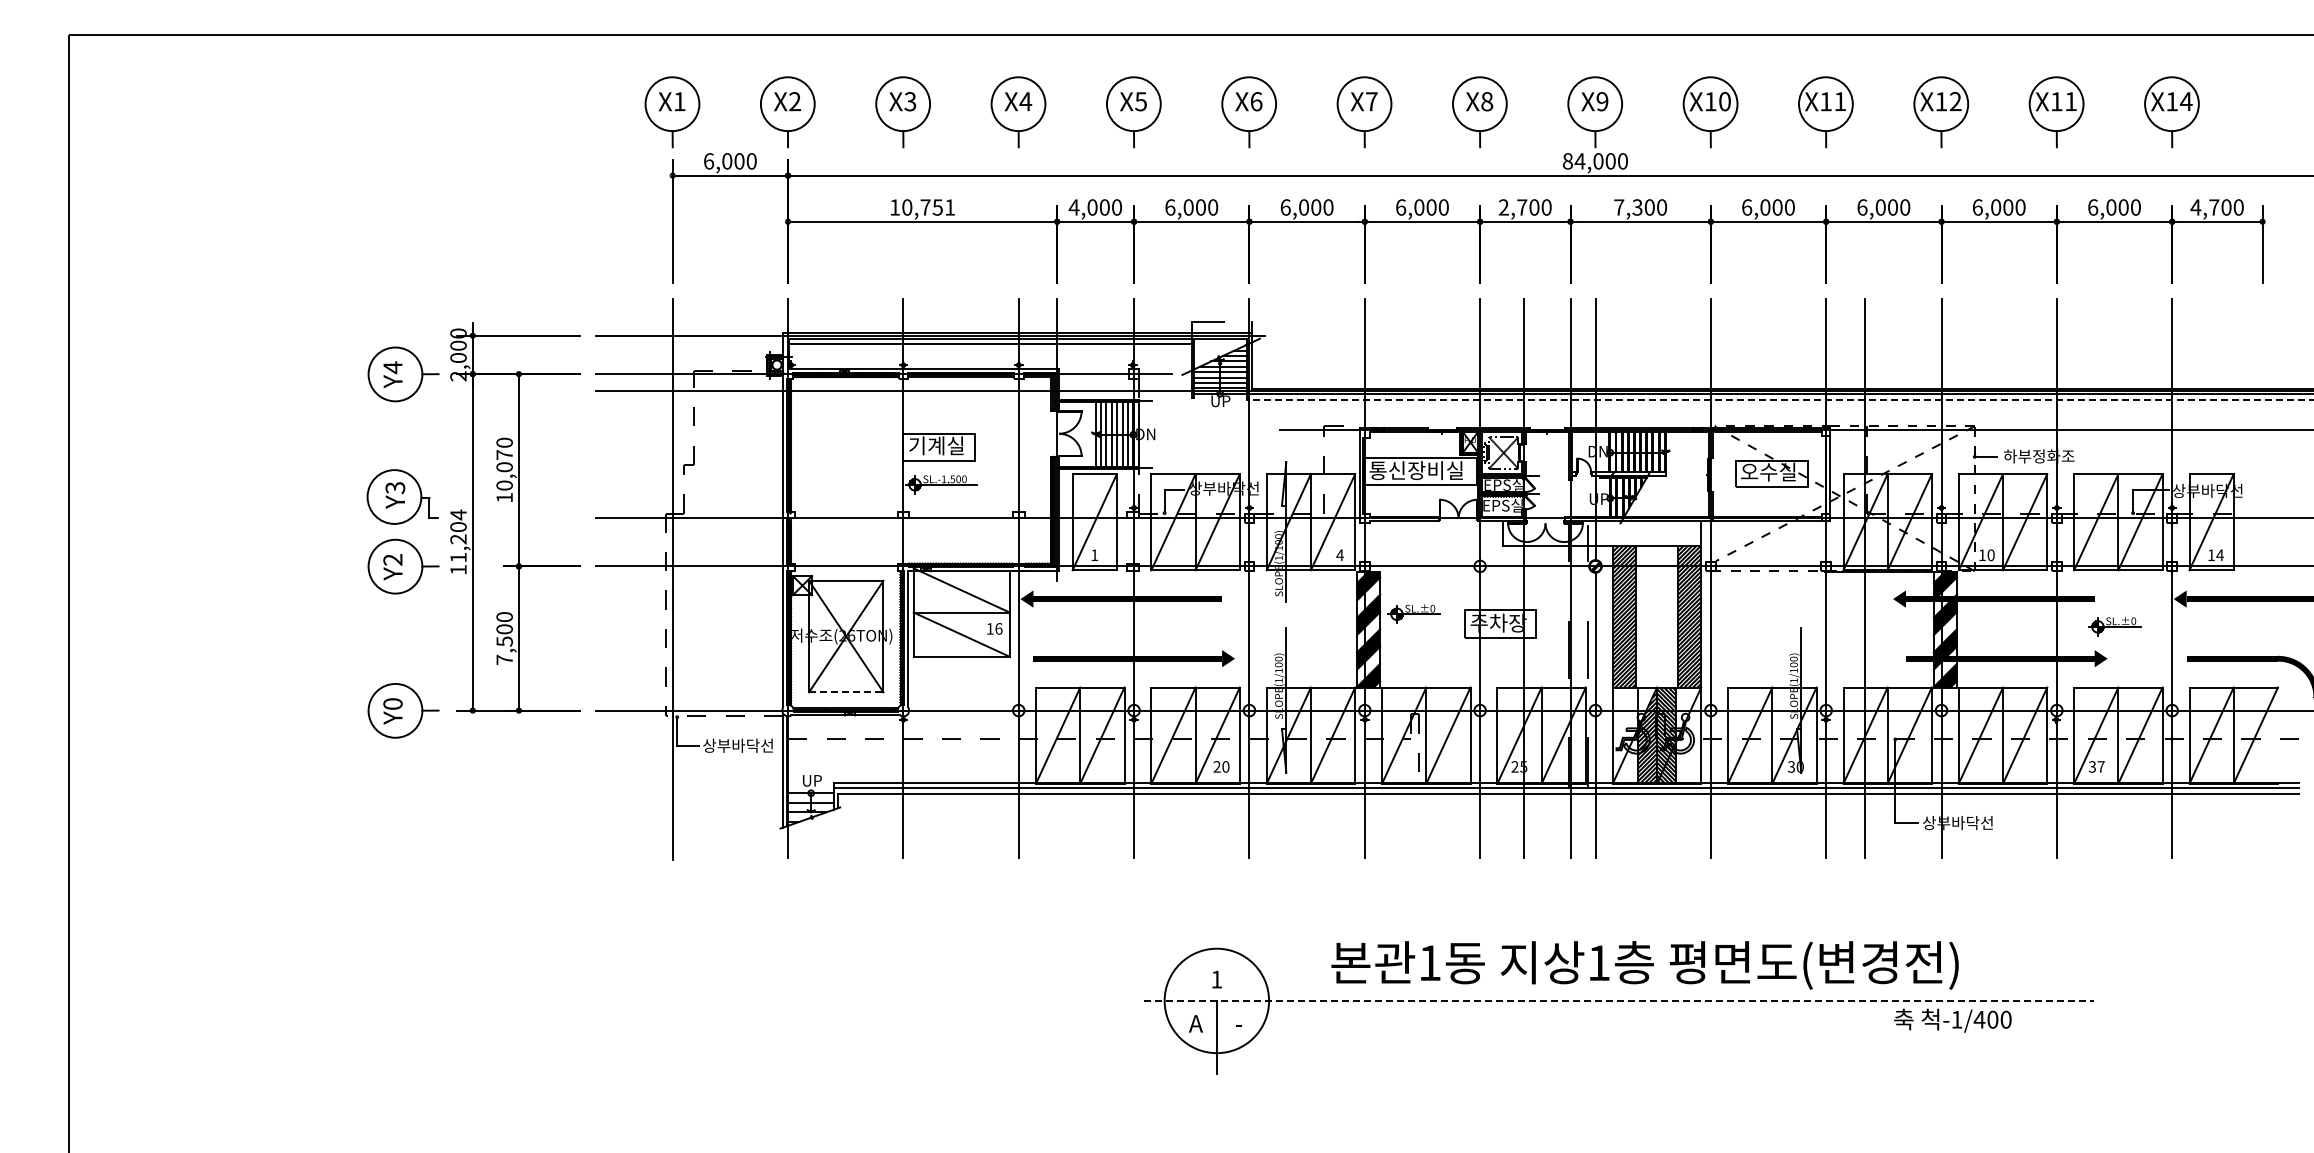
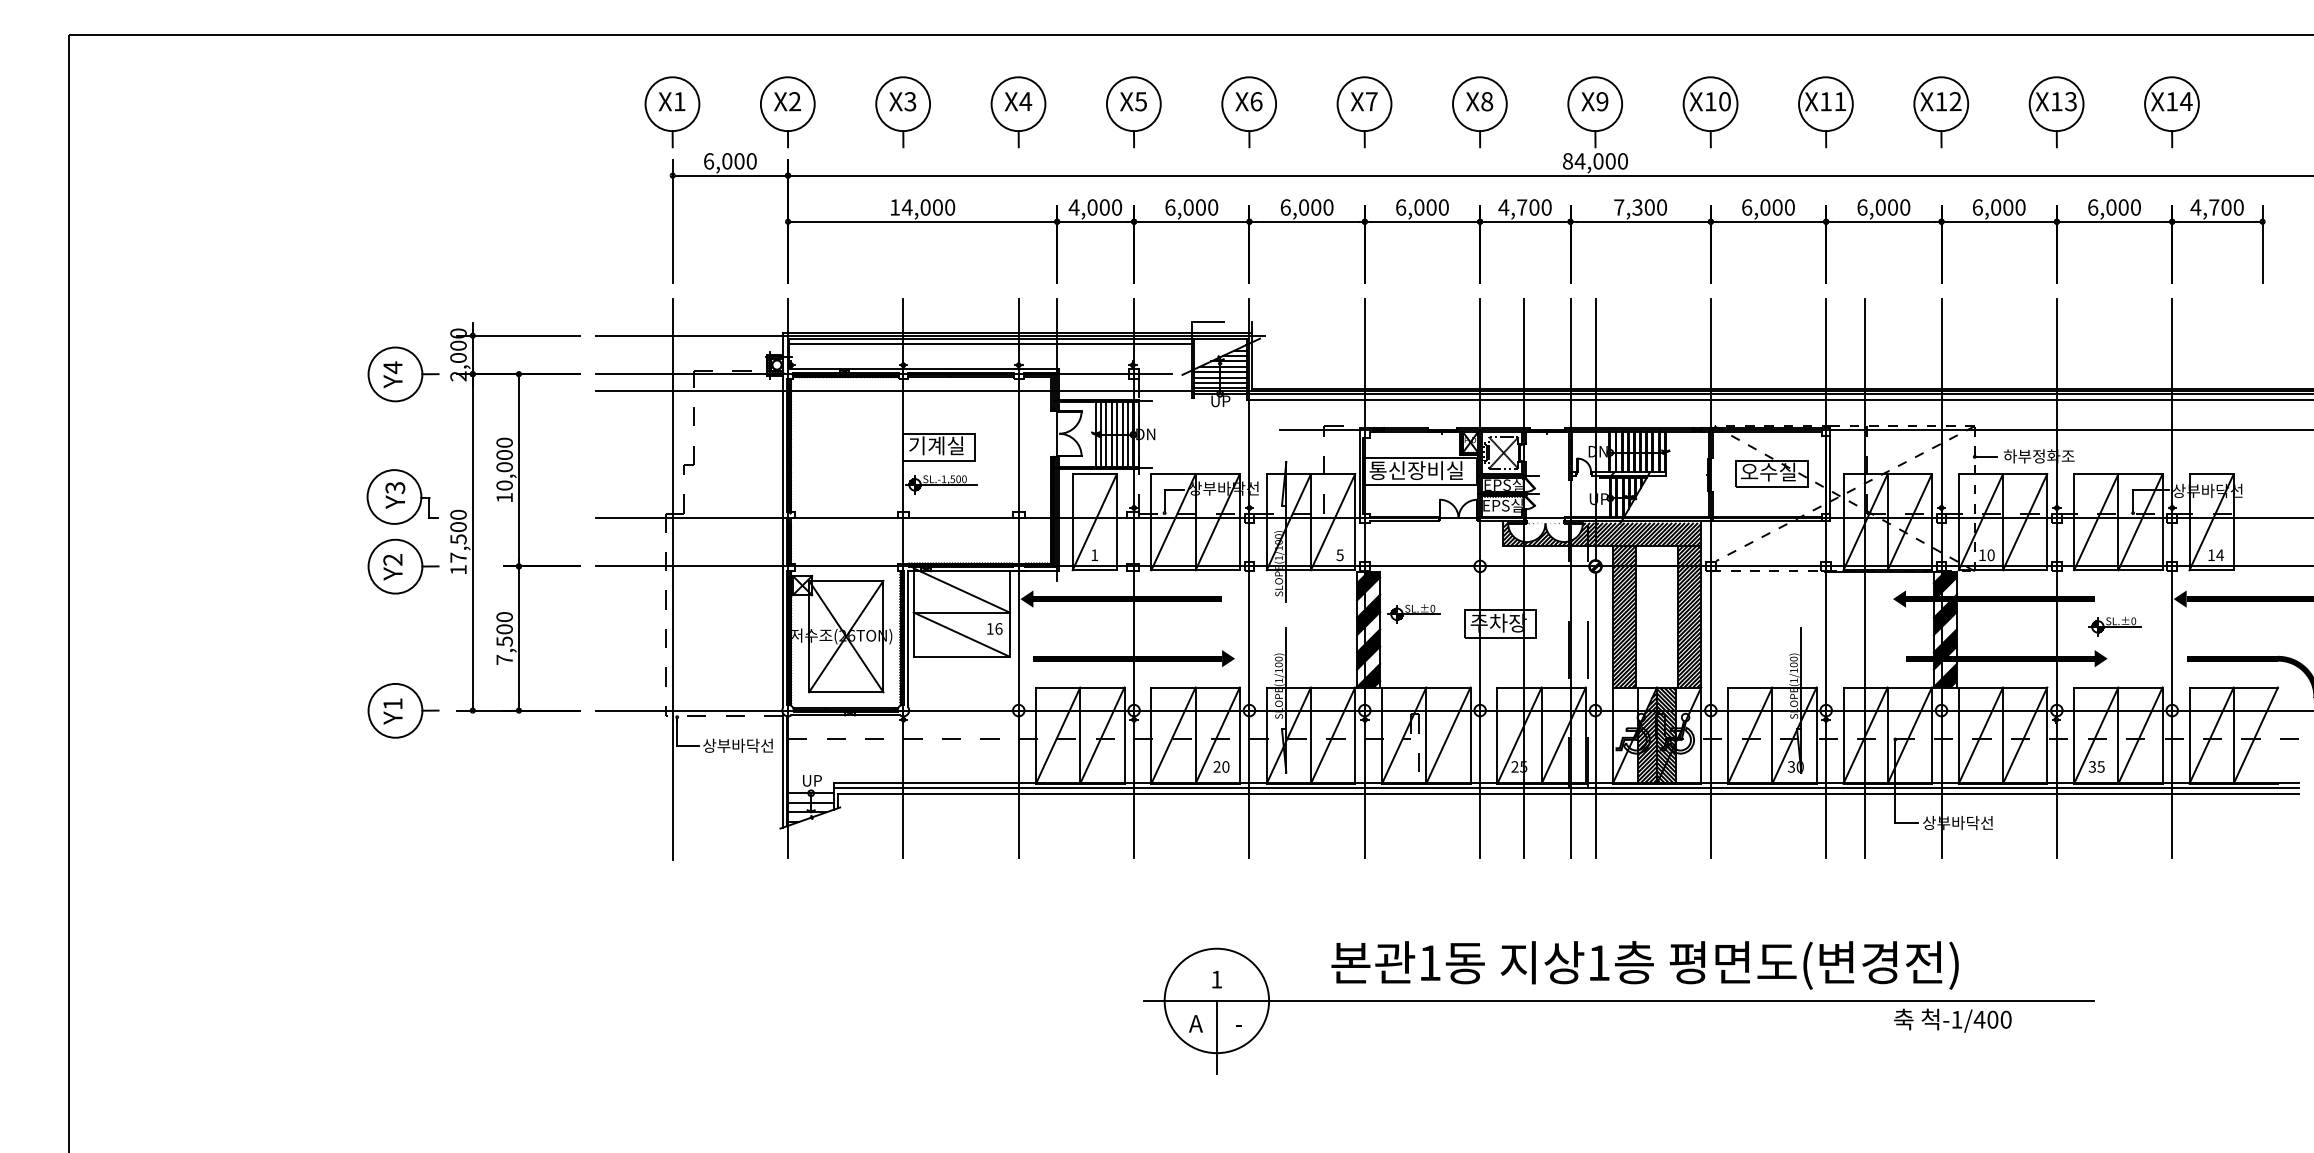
text: X11 -> X13 (2070, 101)
text: 10,751 -> 14,000 (928, 207)
text: 2,700 -> 4,700 (1503, 207)
line: dashed -> solid (1780, 400)
text: 10,070 -> 10,000 (504, 454)
hatch: none -> present (1602, 534)
text: 11,204 -> 17,500 (458, 535)
text: 4 -> 5 (1339, 555)
line: dashed -> solid (846, 692)
text: Y0 -> Y1 (392, 703)
text: 37 -> 35 (2100, 766)
line: dashed -> solid (1618, 1000)
